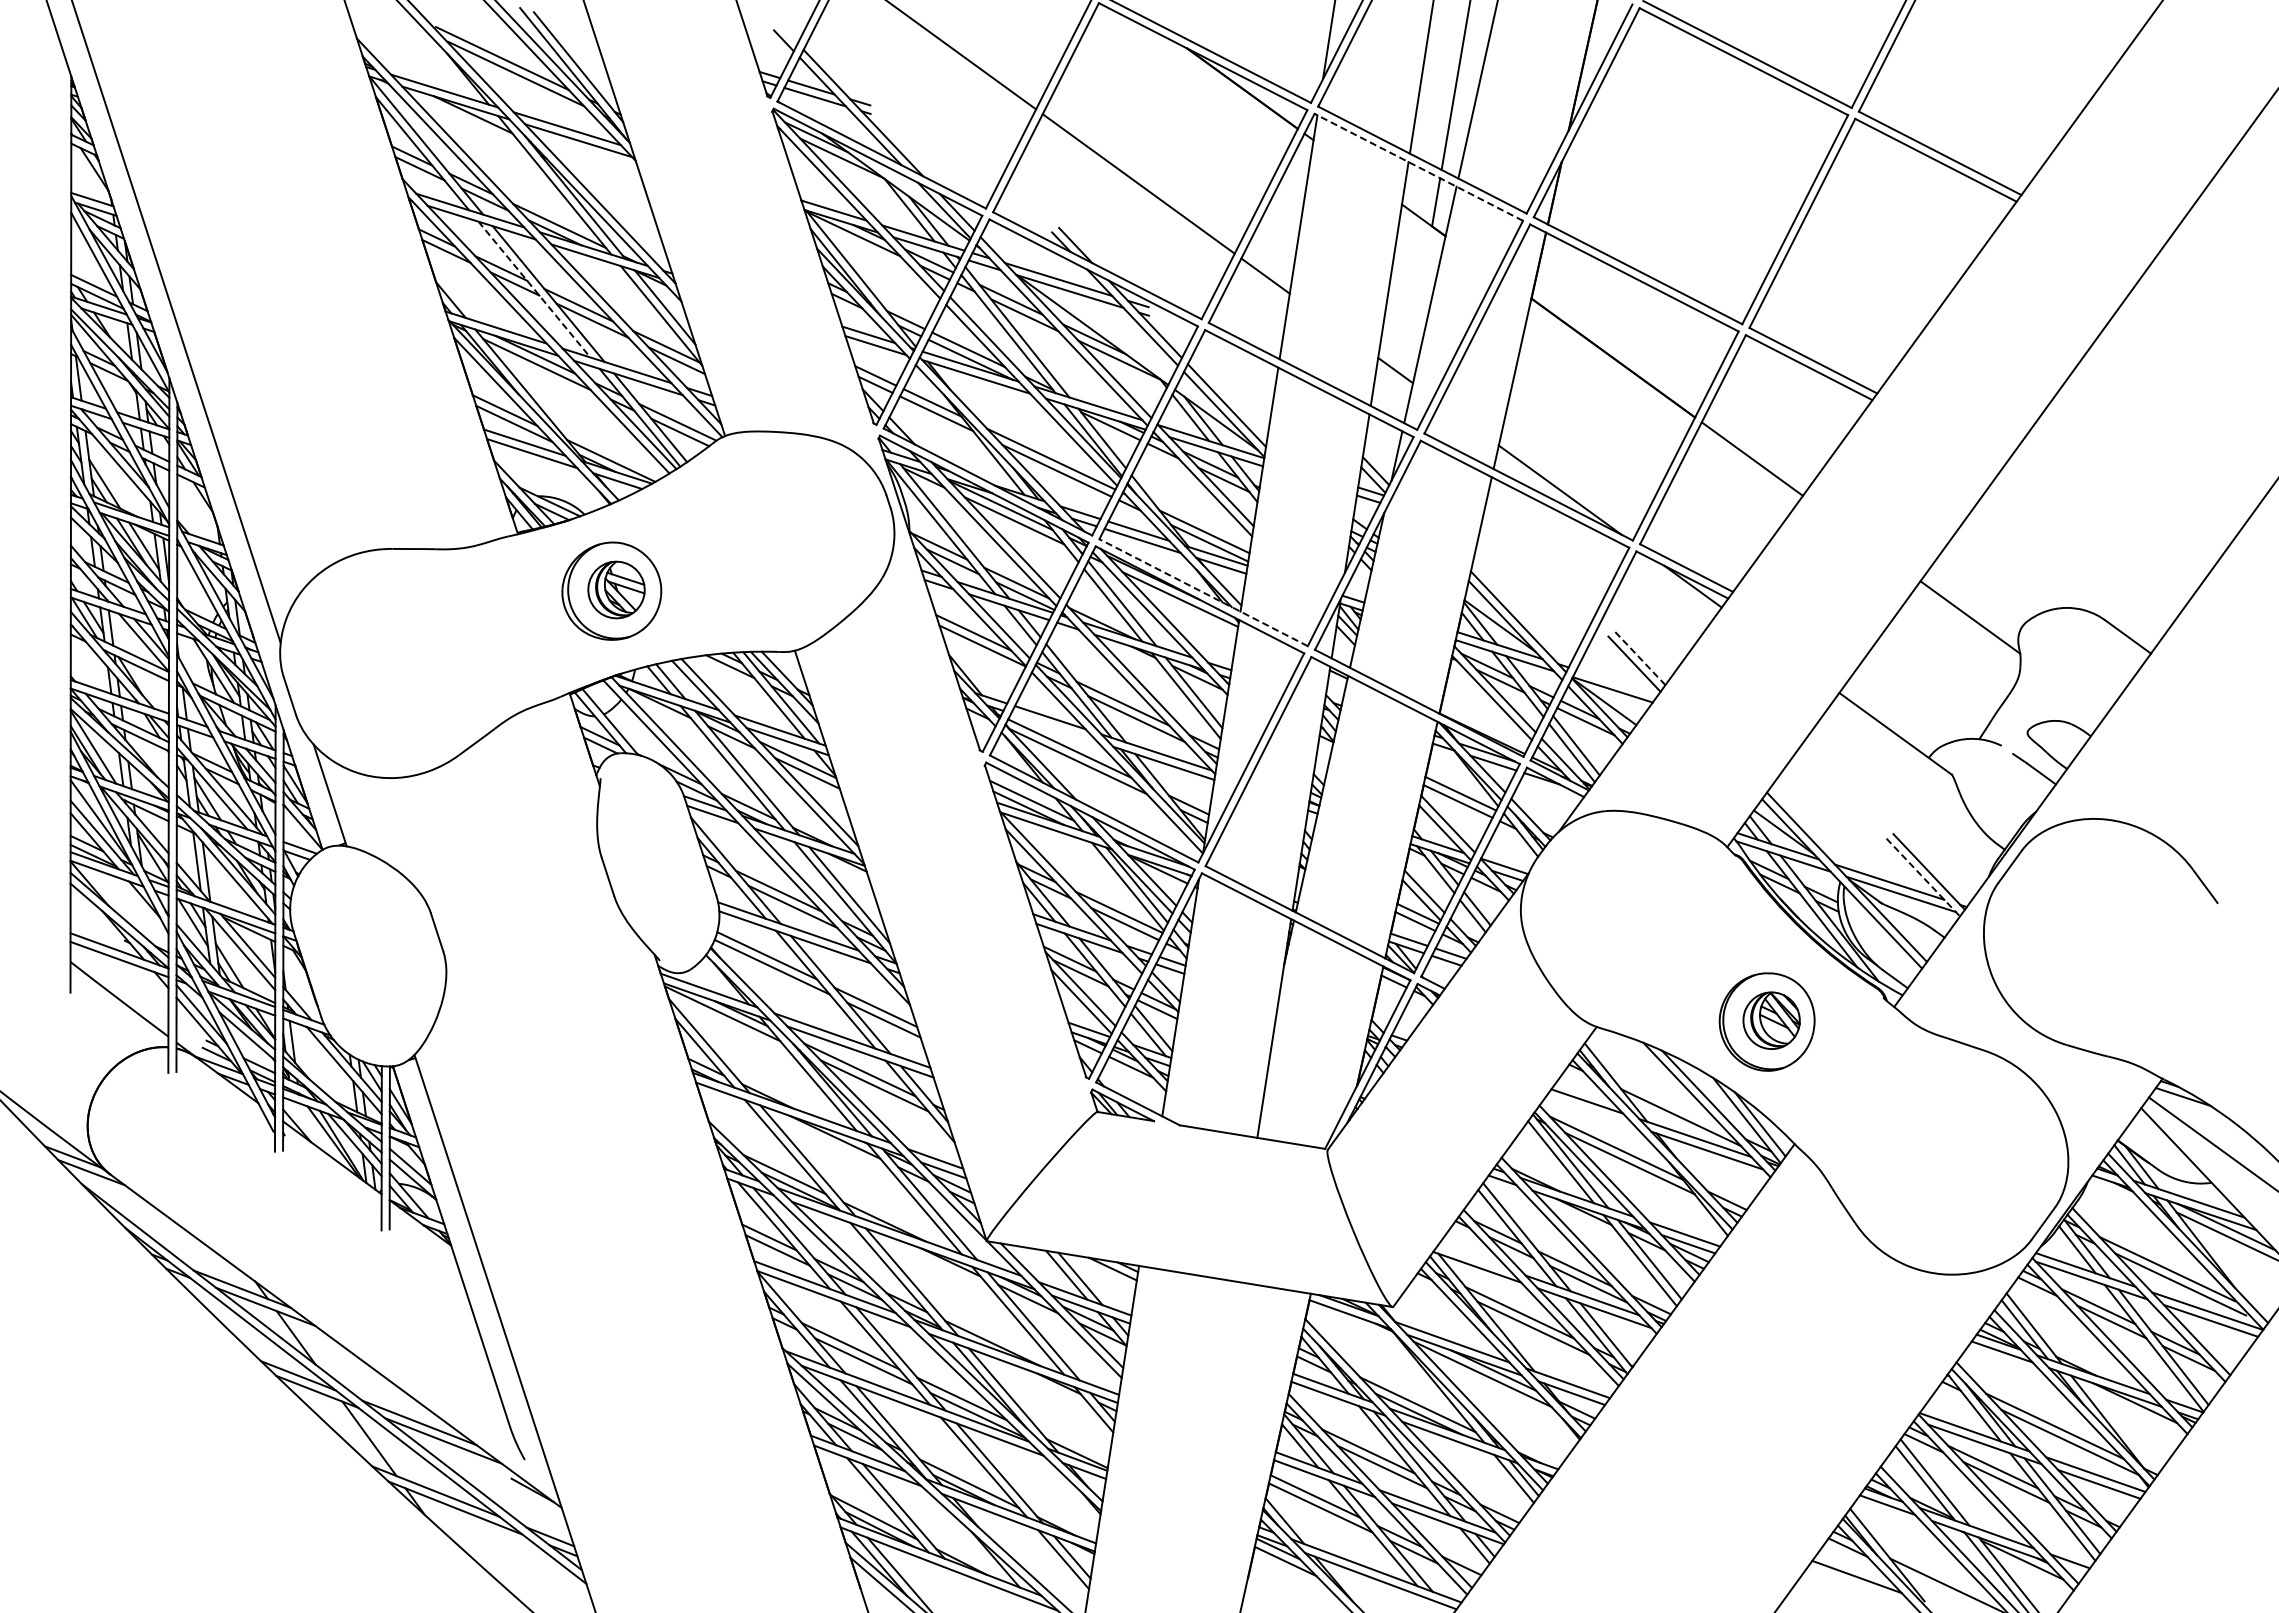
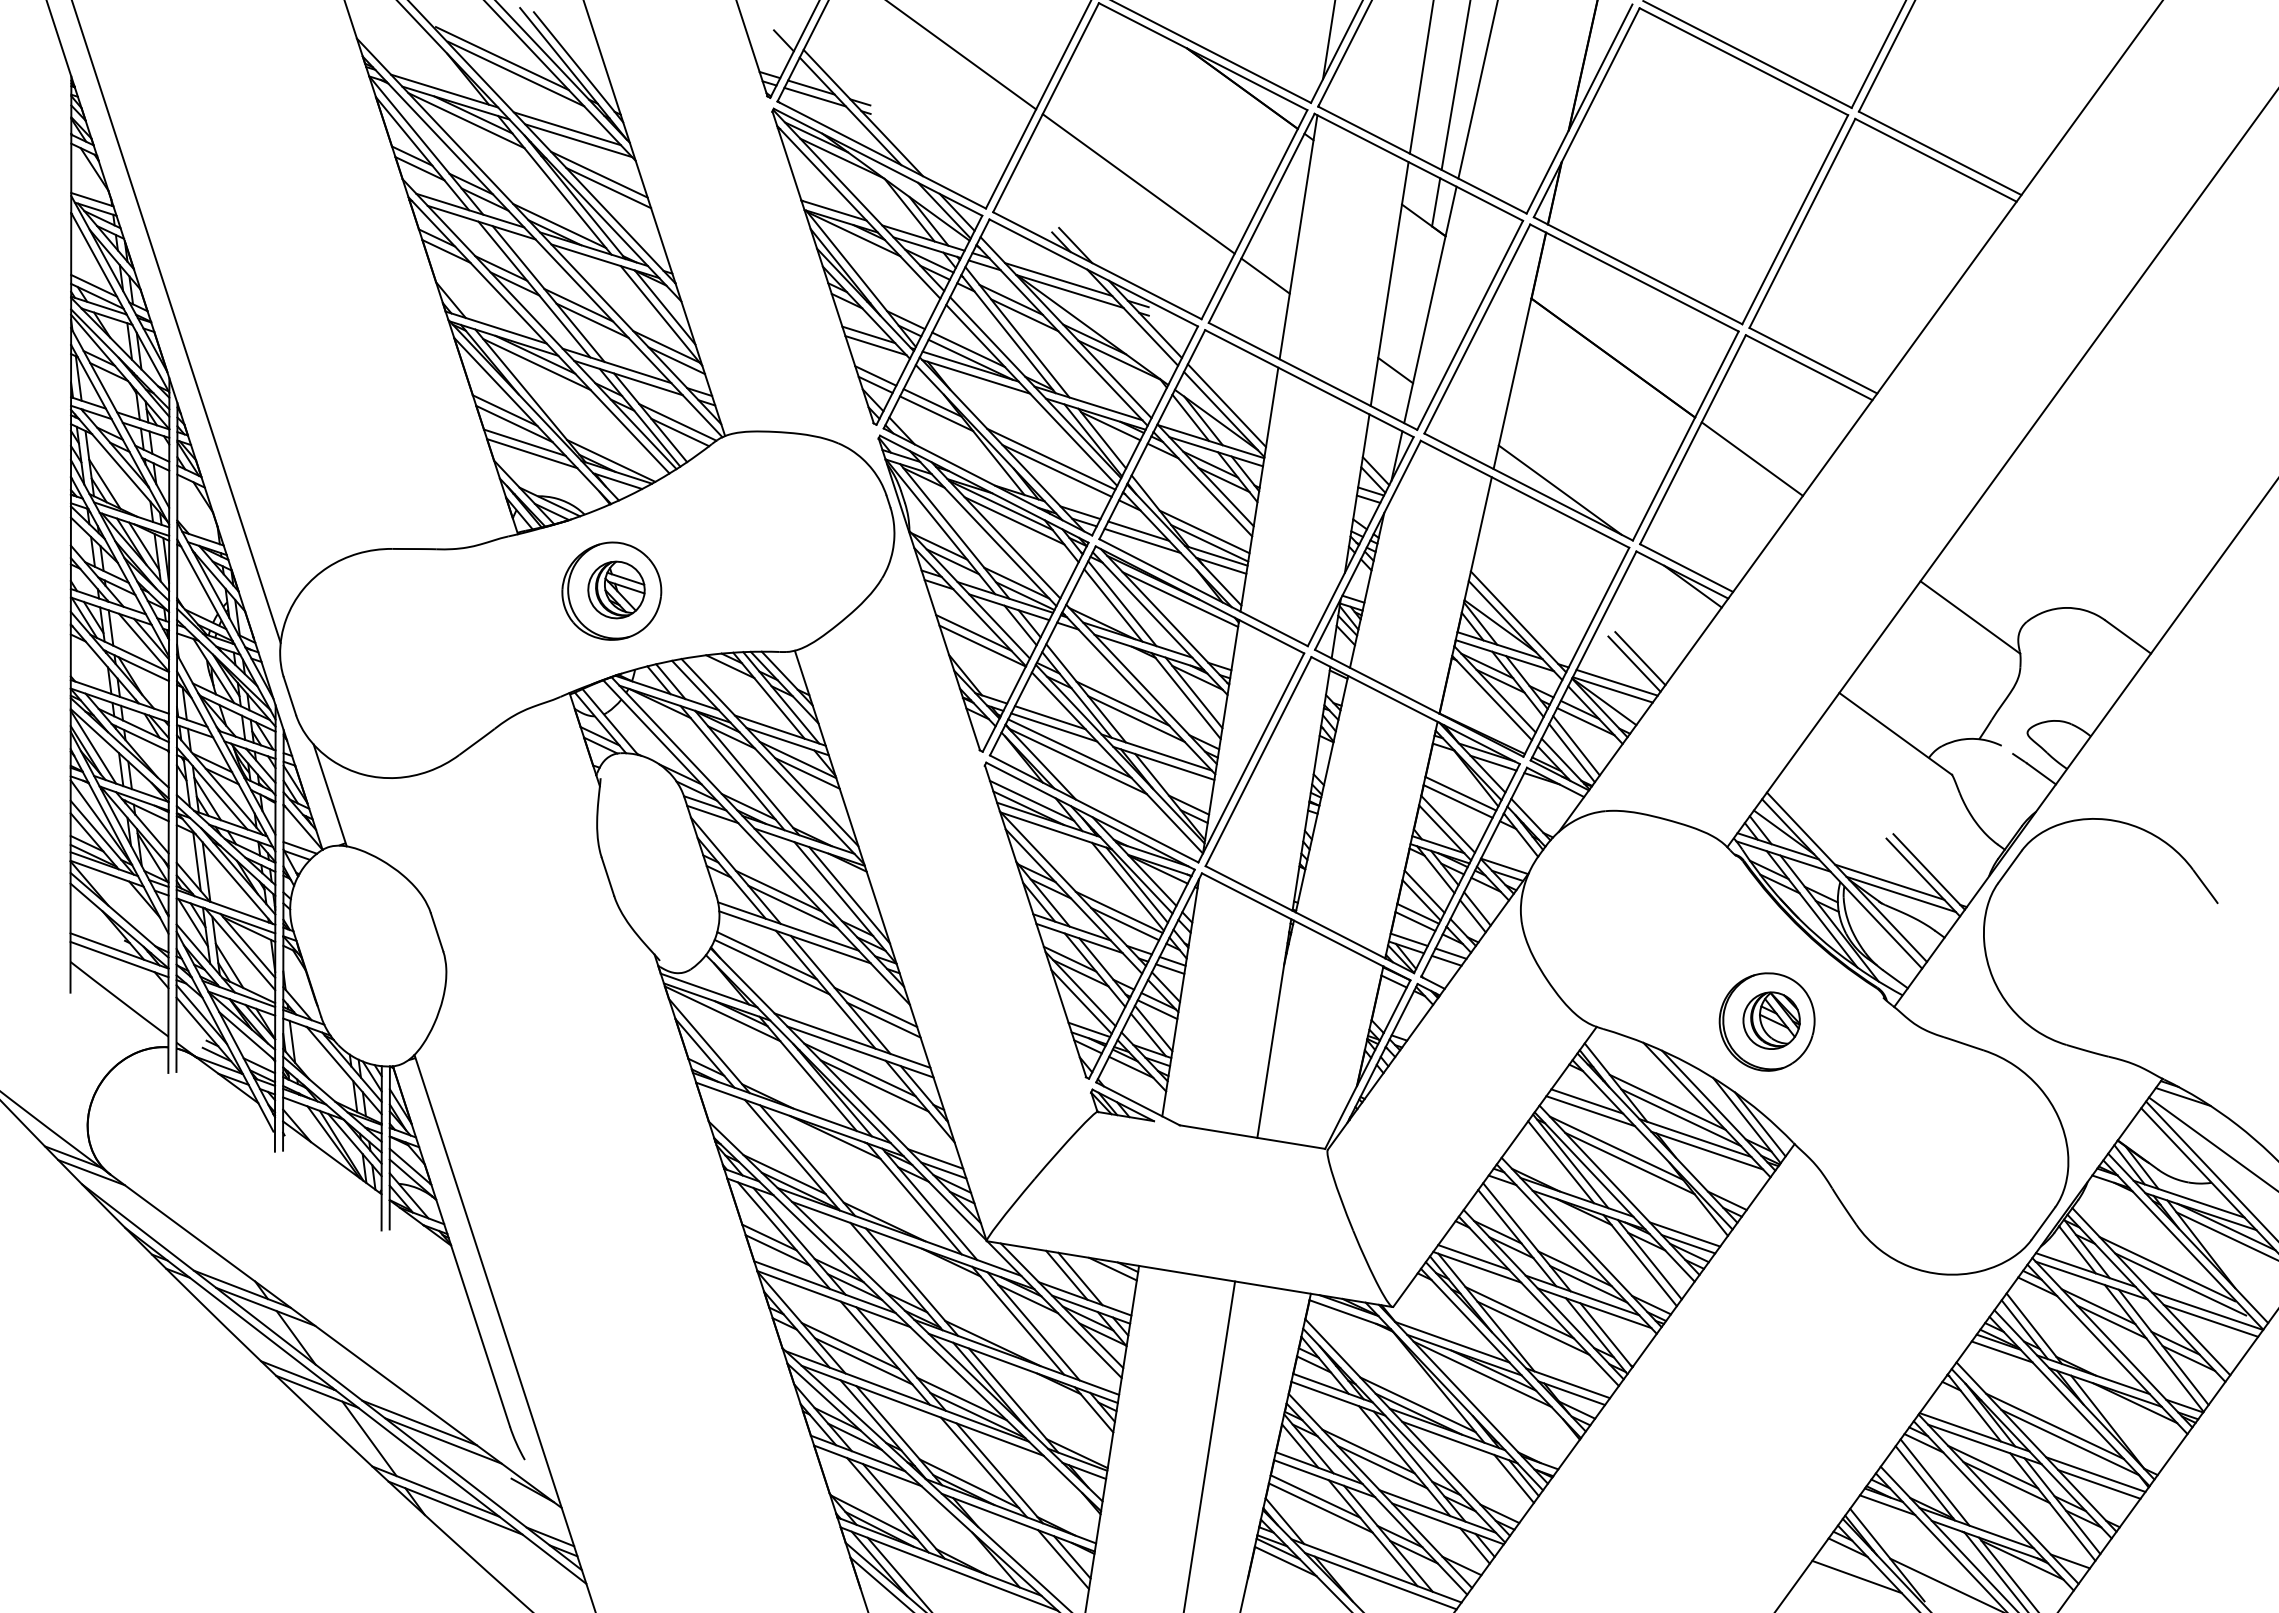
line: none -> present (466, 120)
line: dashed -> solid (1418, 167)
line: none -> present (599, 174)
line: none -> present (608, 188)
line: dashed -> solid (534, 289)
line: dashed -> solid (1203, 592)
line: dashed -> solid (1640, 658)
line: none -> present (1616, 682)
line: none -> present (1054, 727)
line: dashed -> solid (1923, 877)
line: none -> present (1667, 1101)
line: none -> present (1590, 1111)
line: none -> present (2210, 1169)
line: none -> present (1473, 1257)
line: none -> present (1209, 1445)
